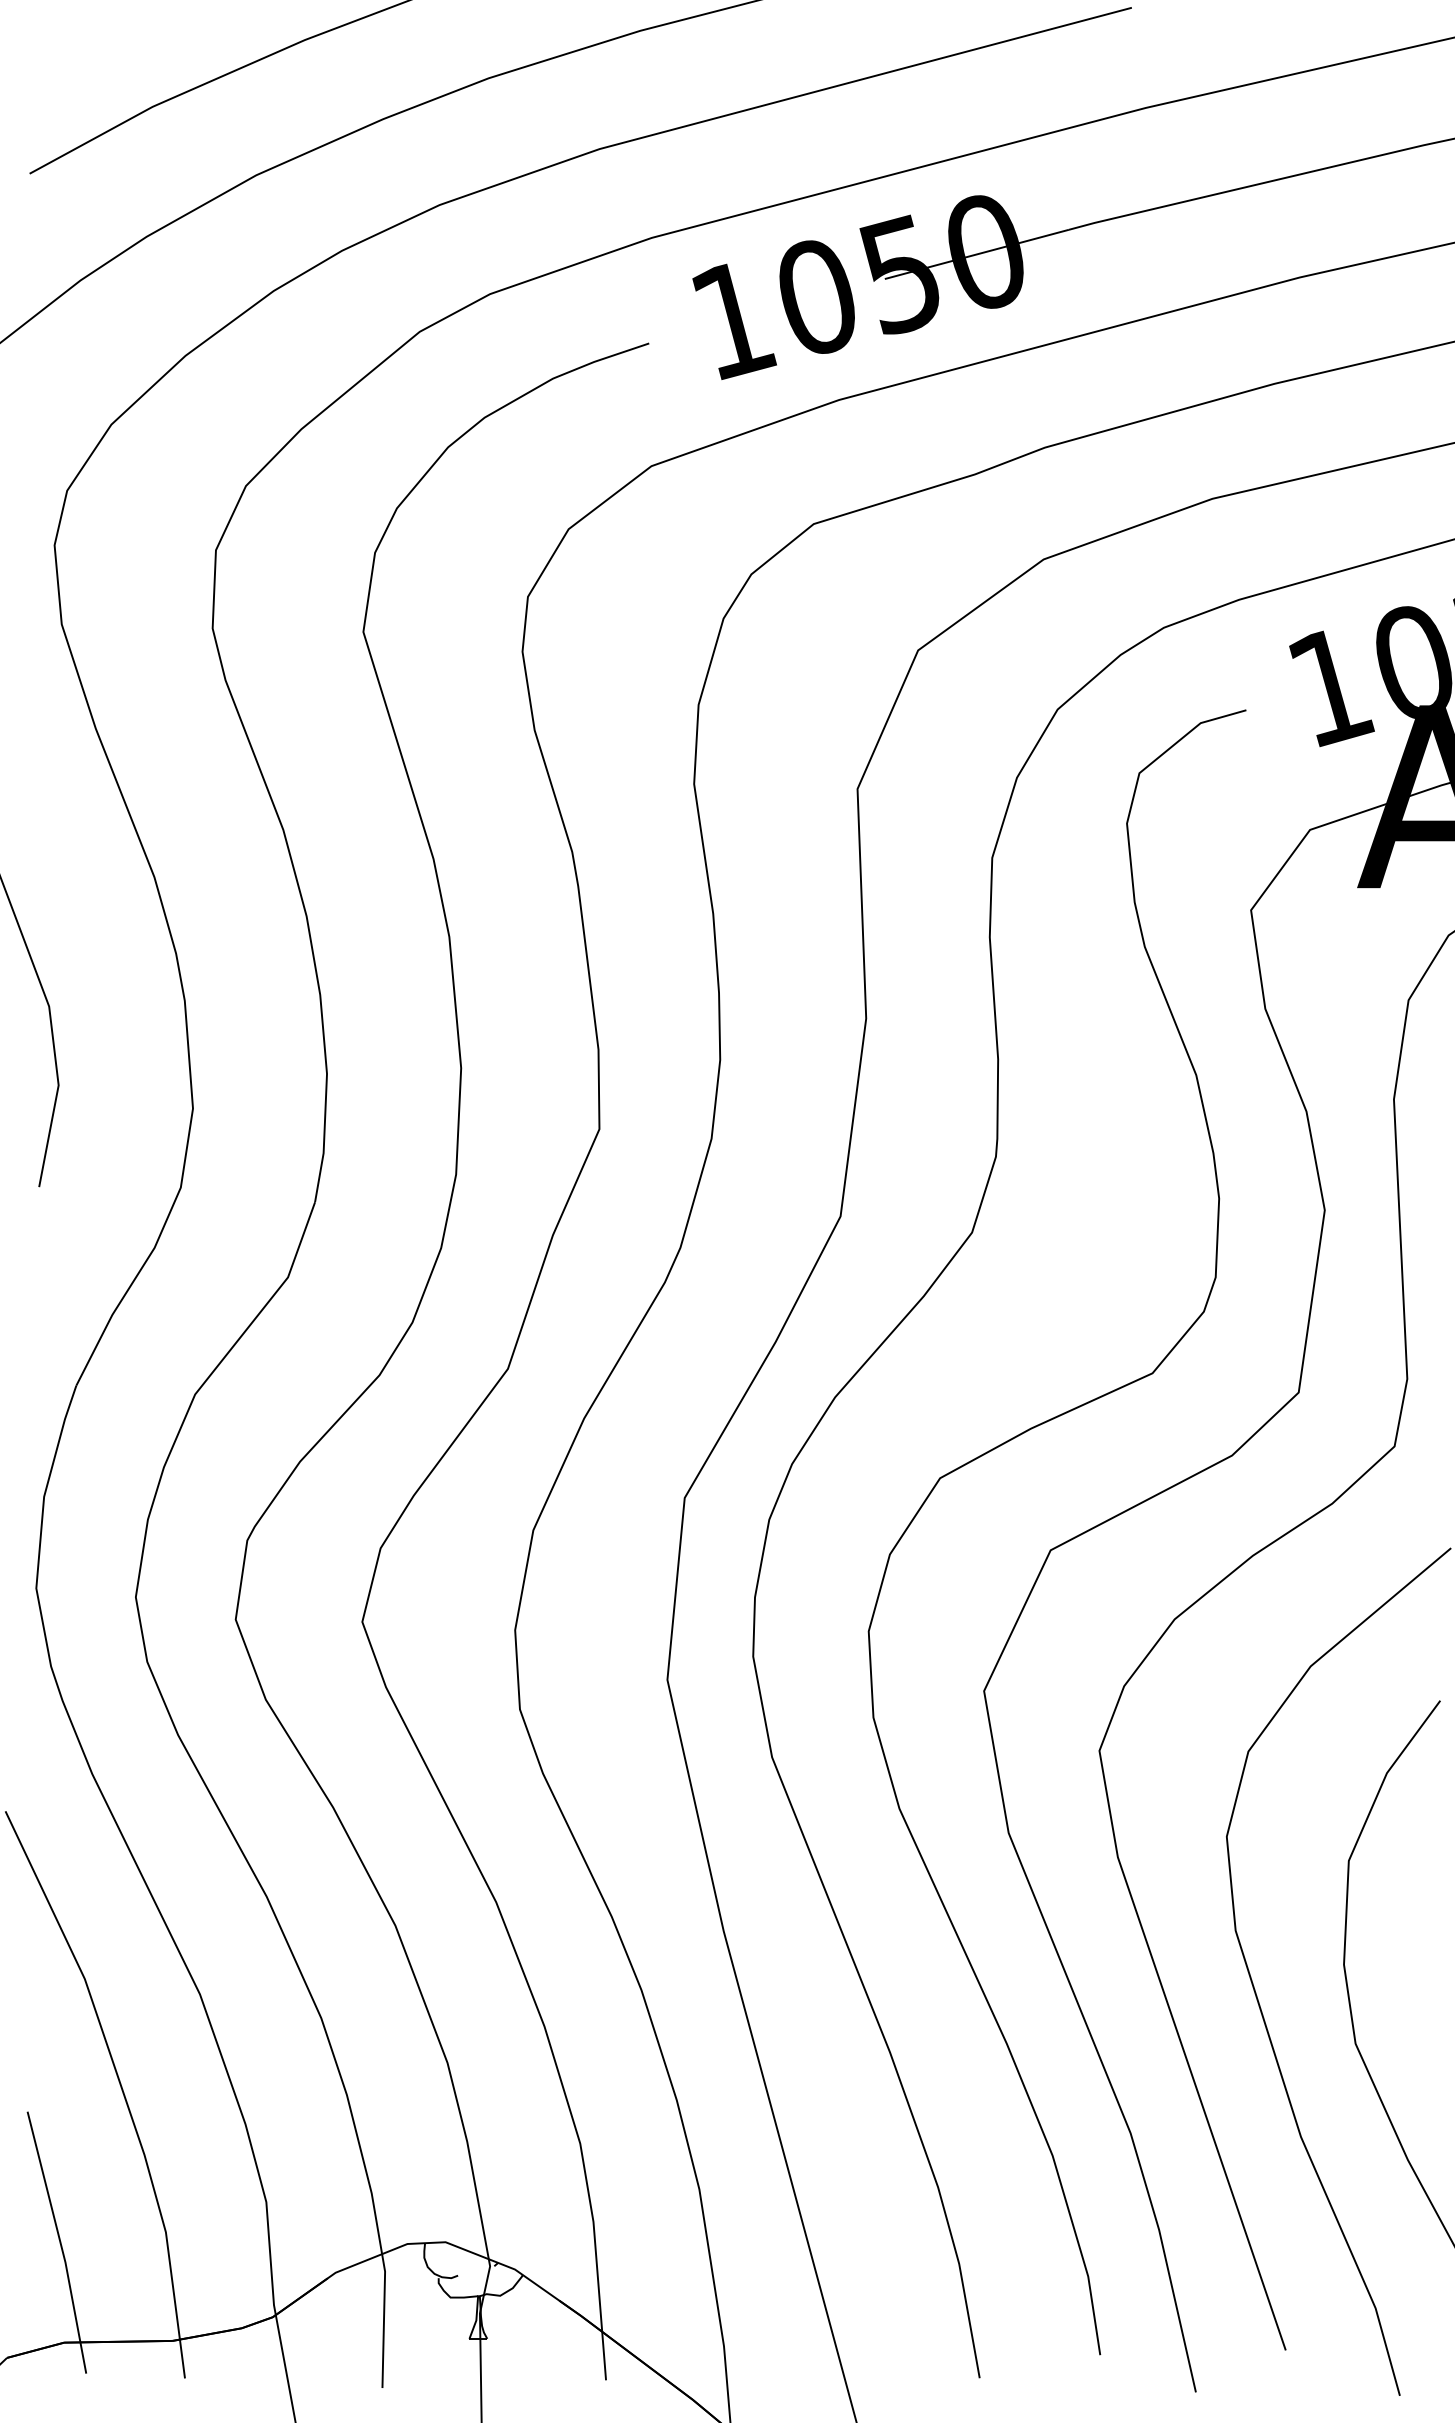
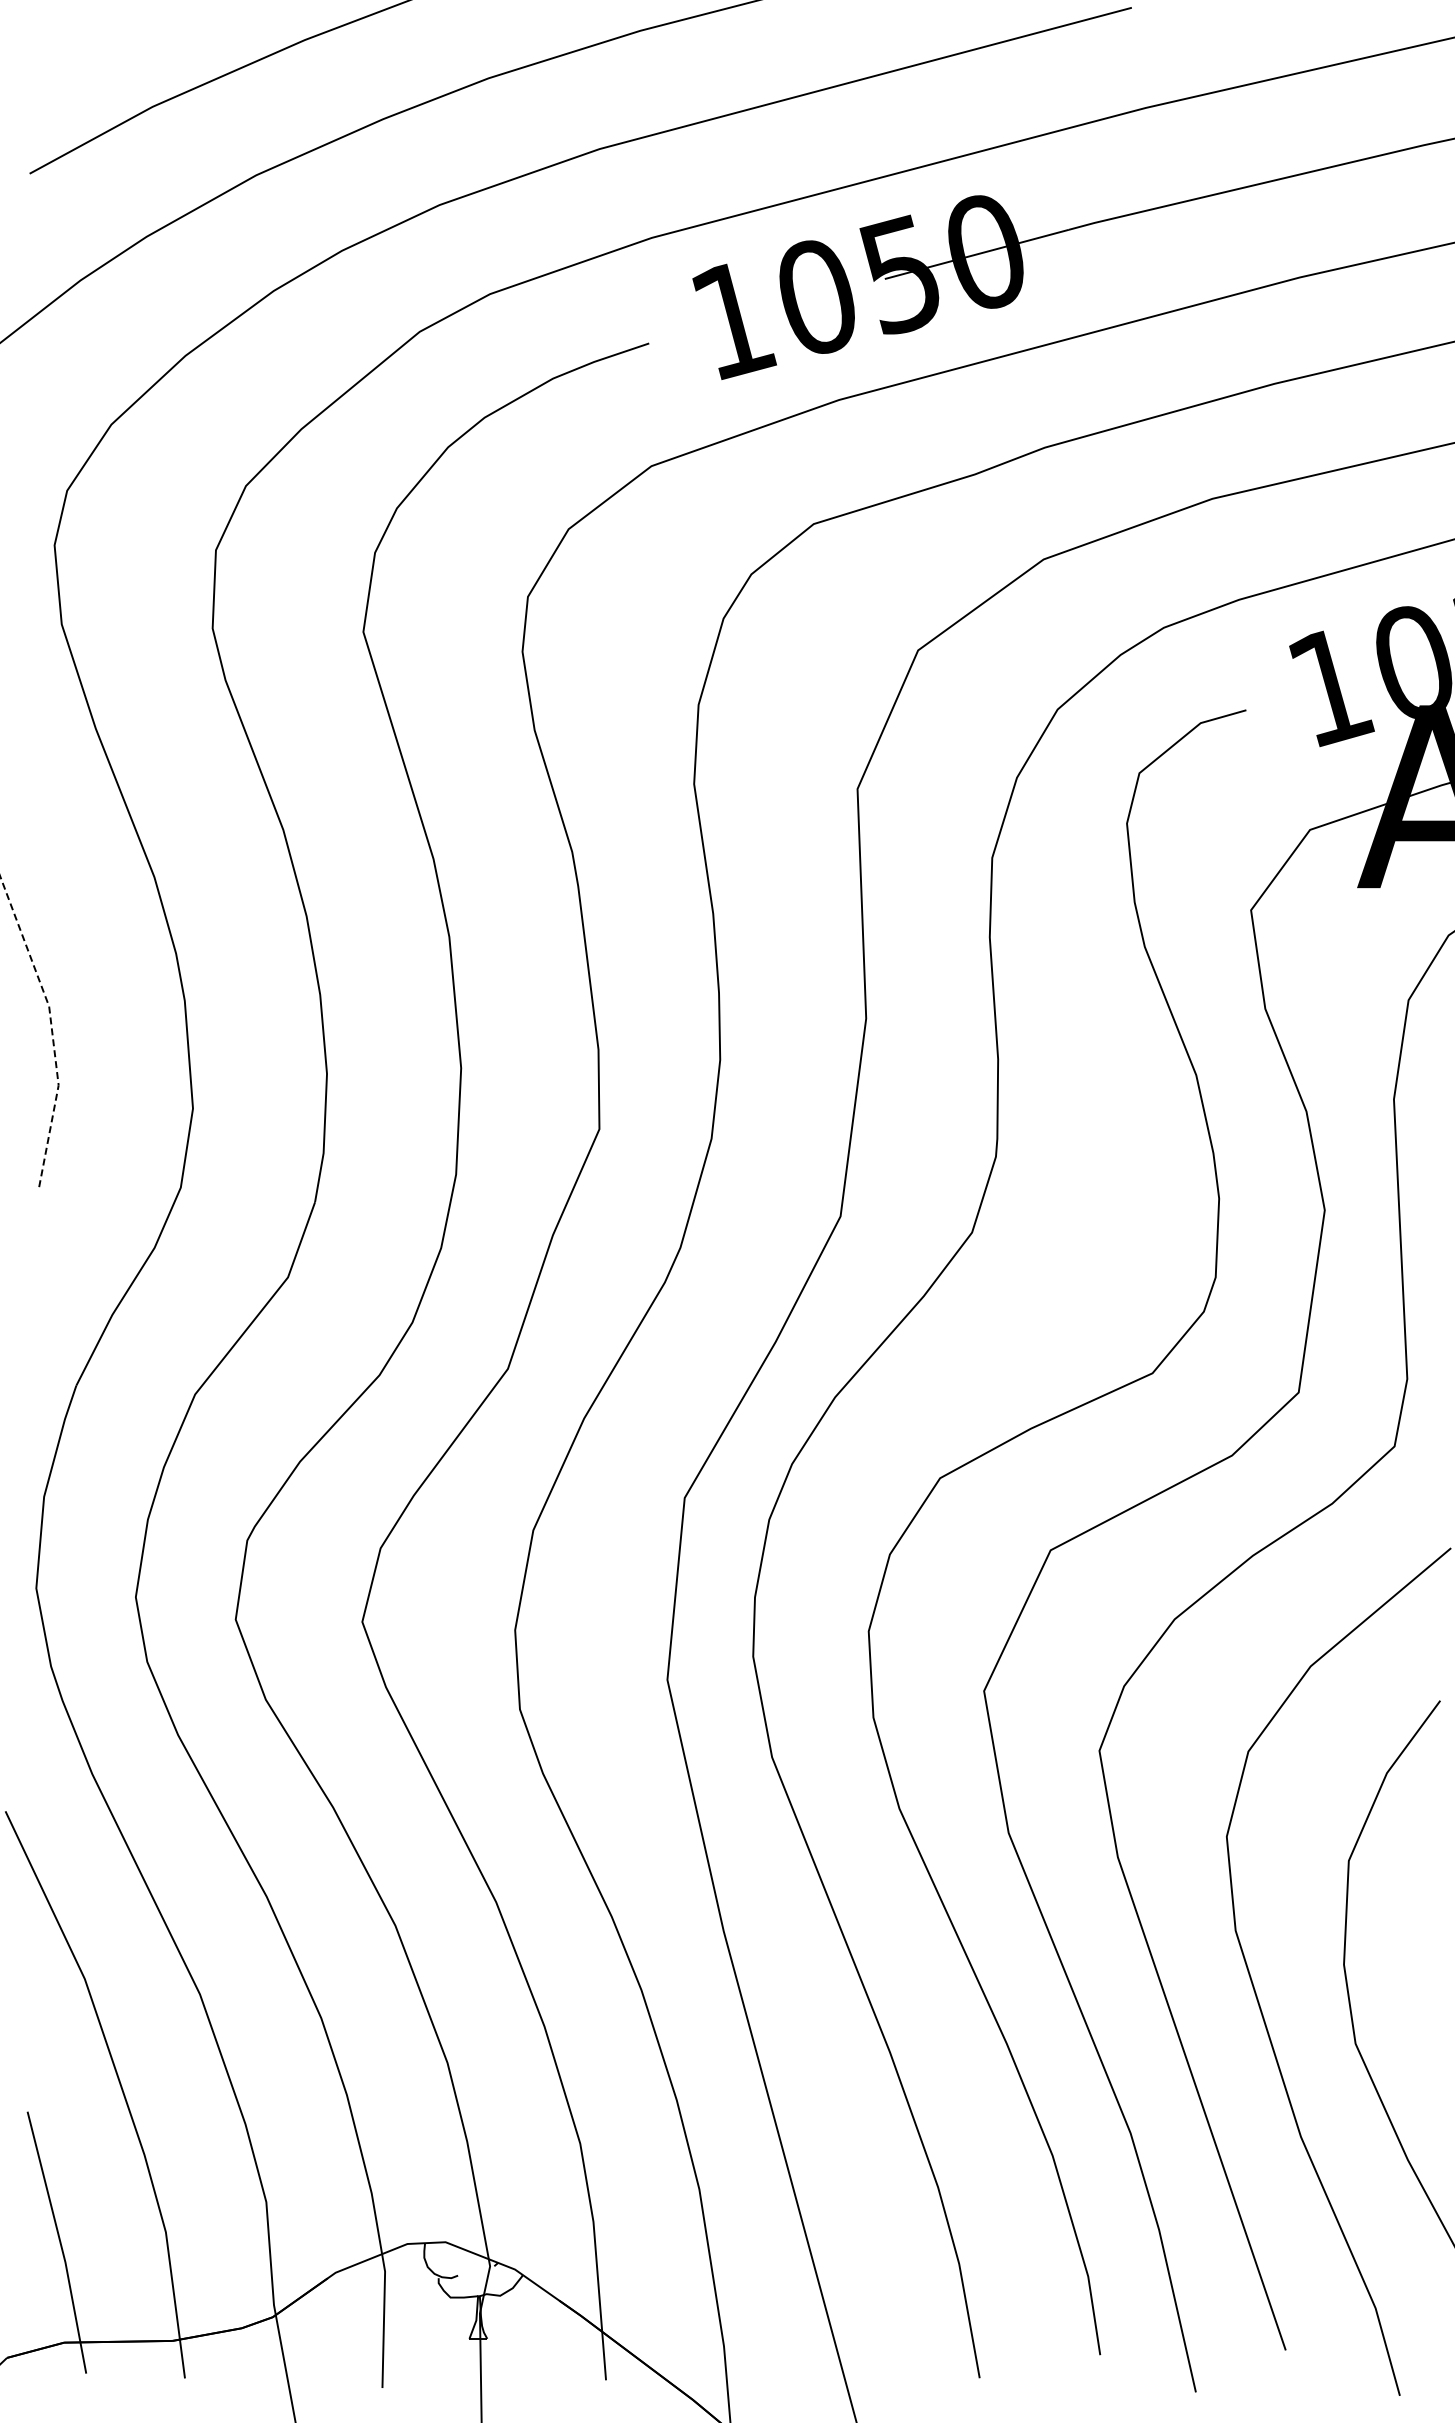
line: solid -> dashed (51, 1028)
